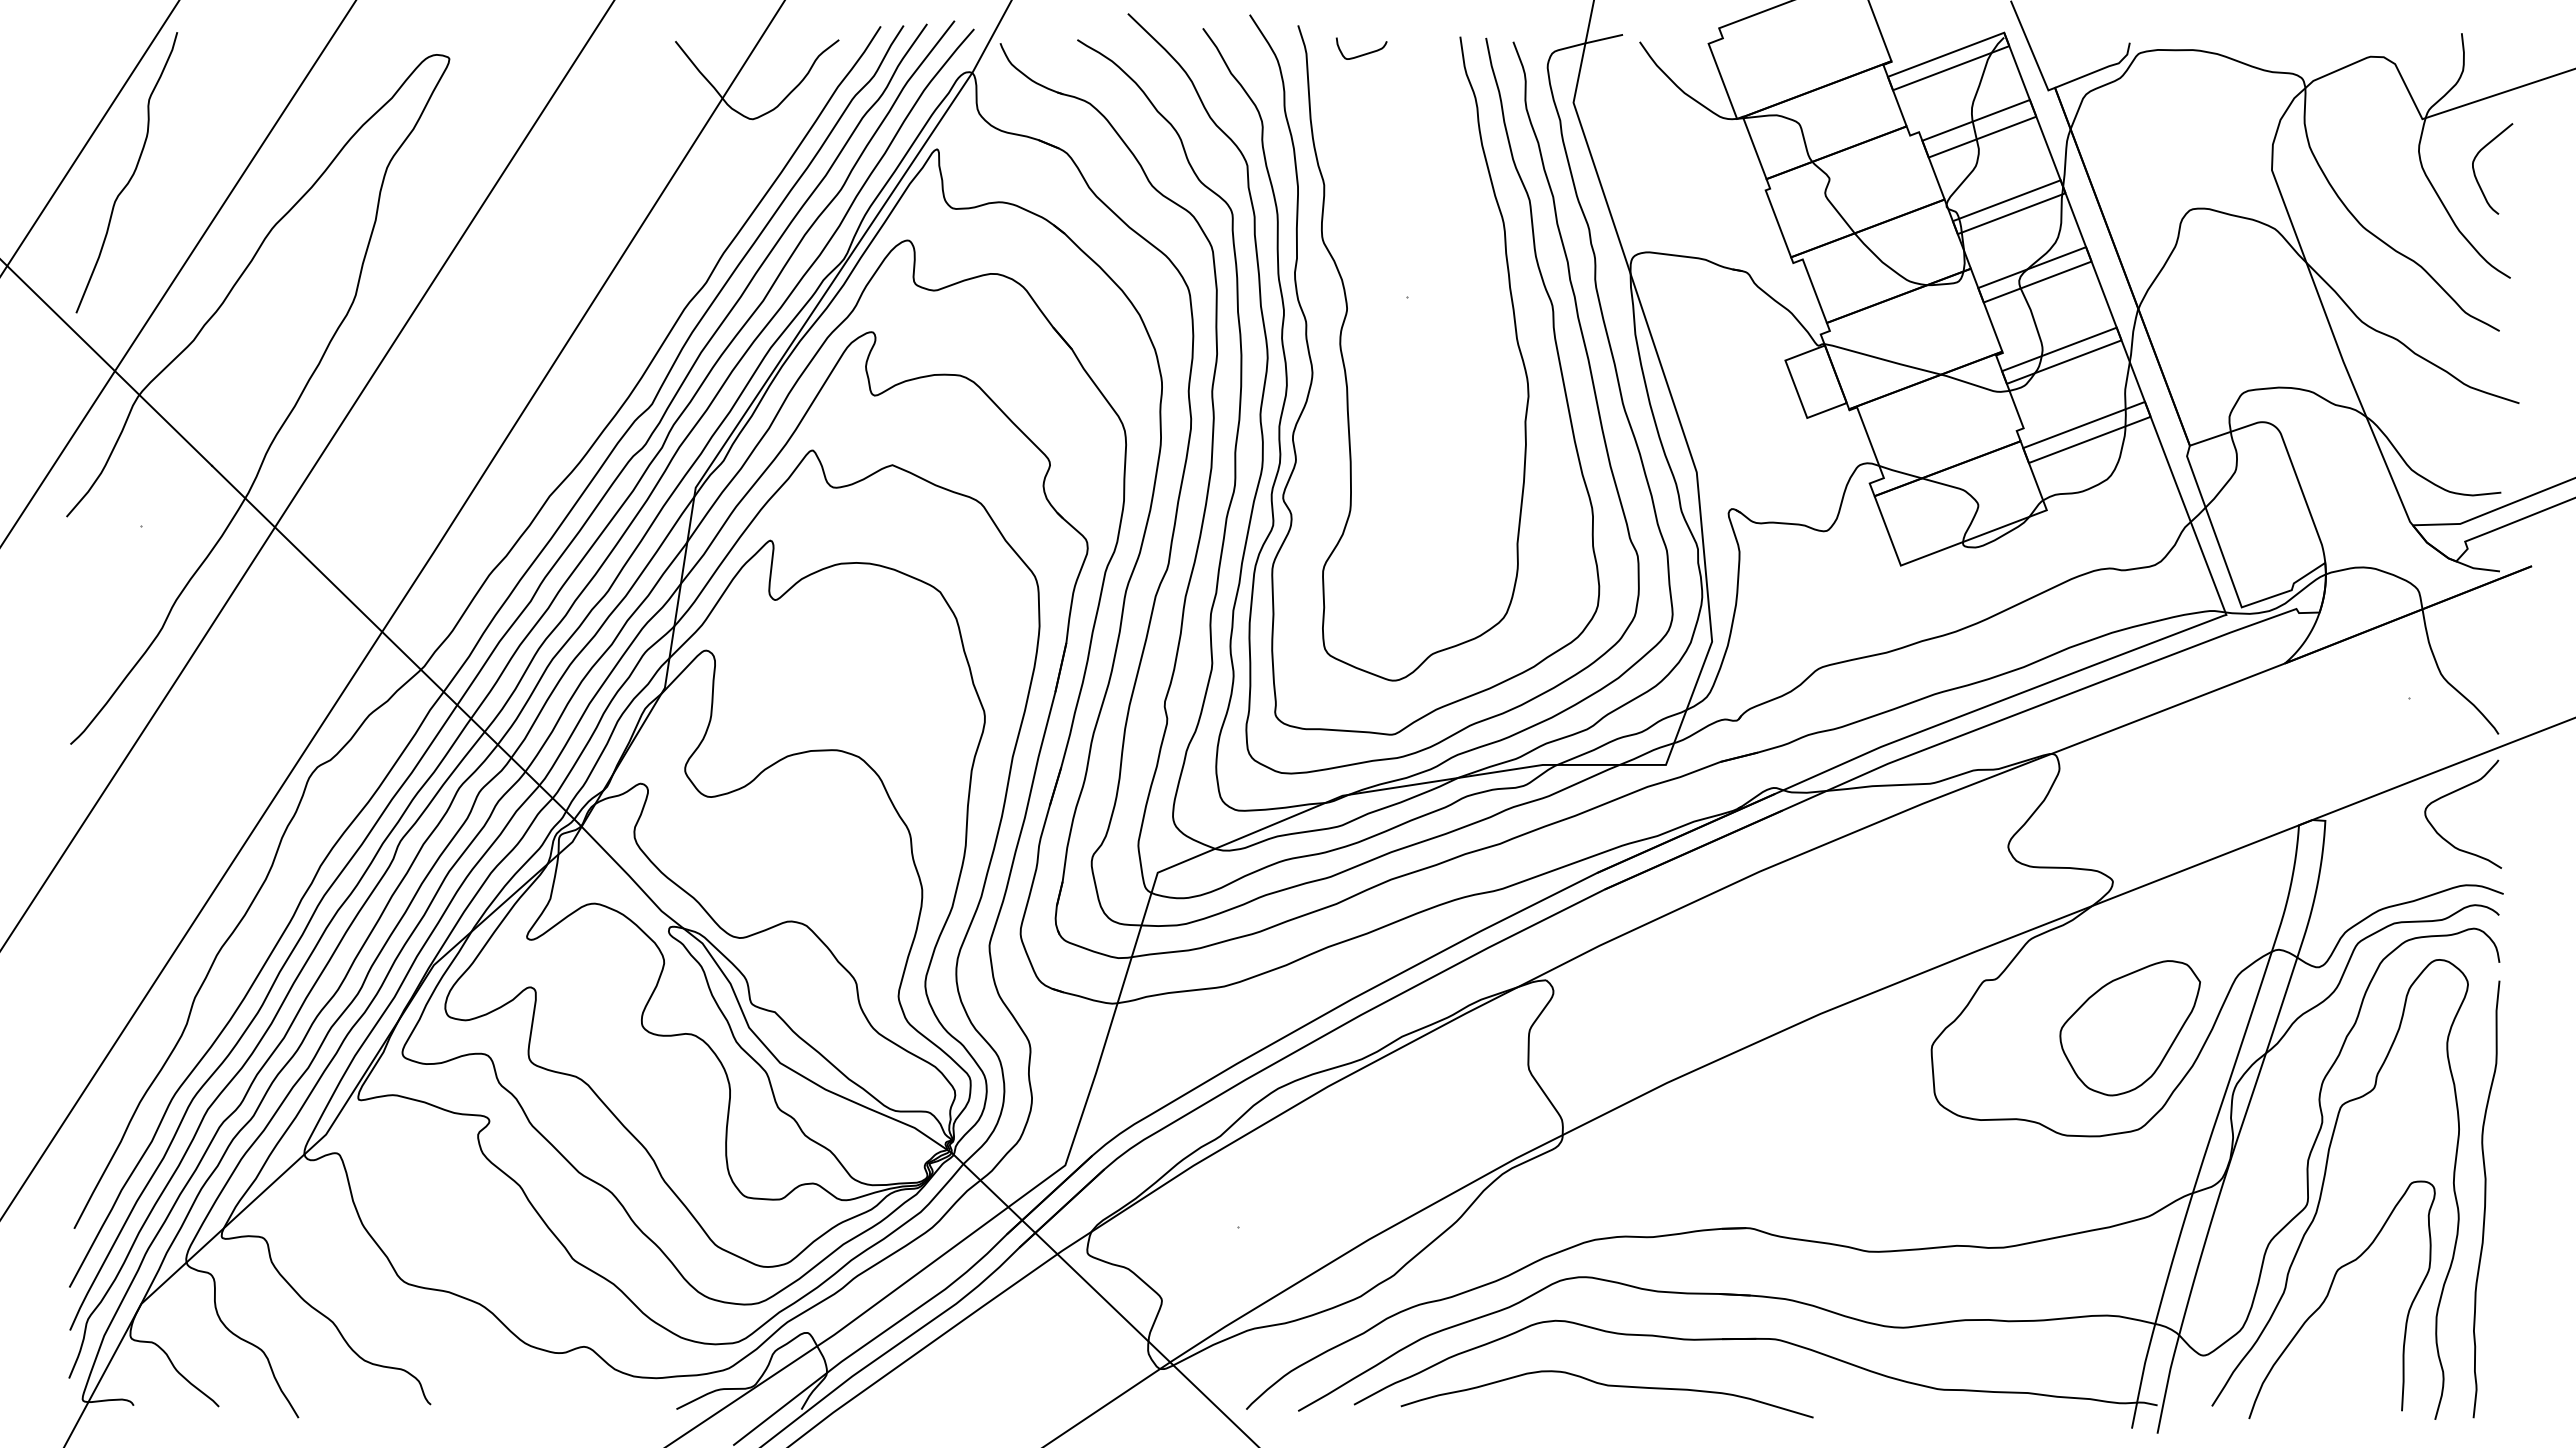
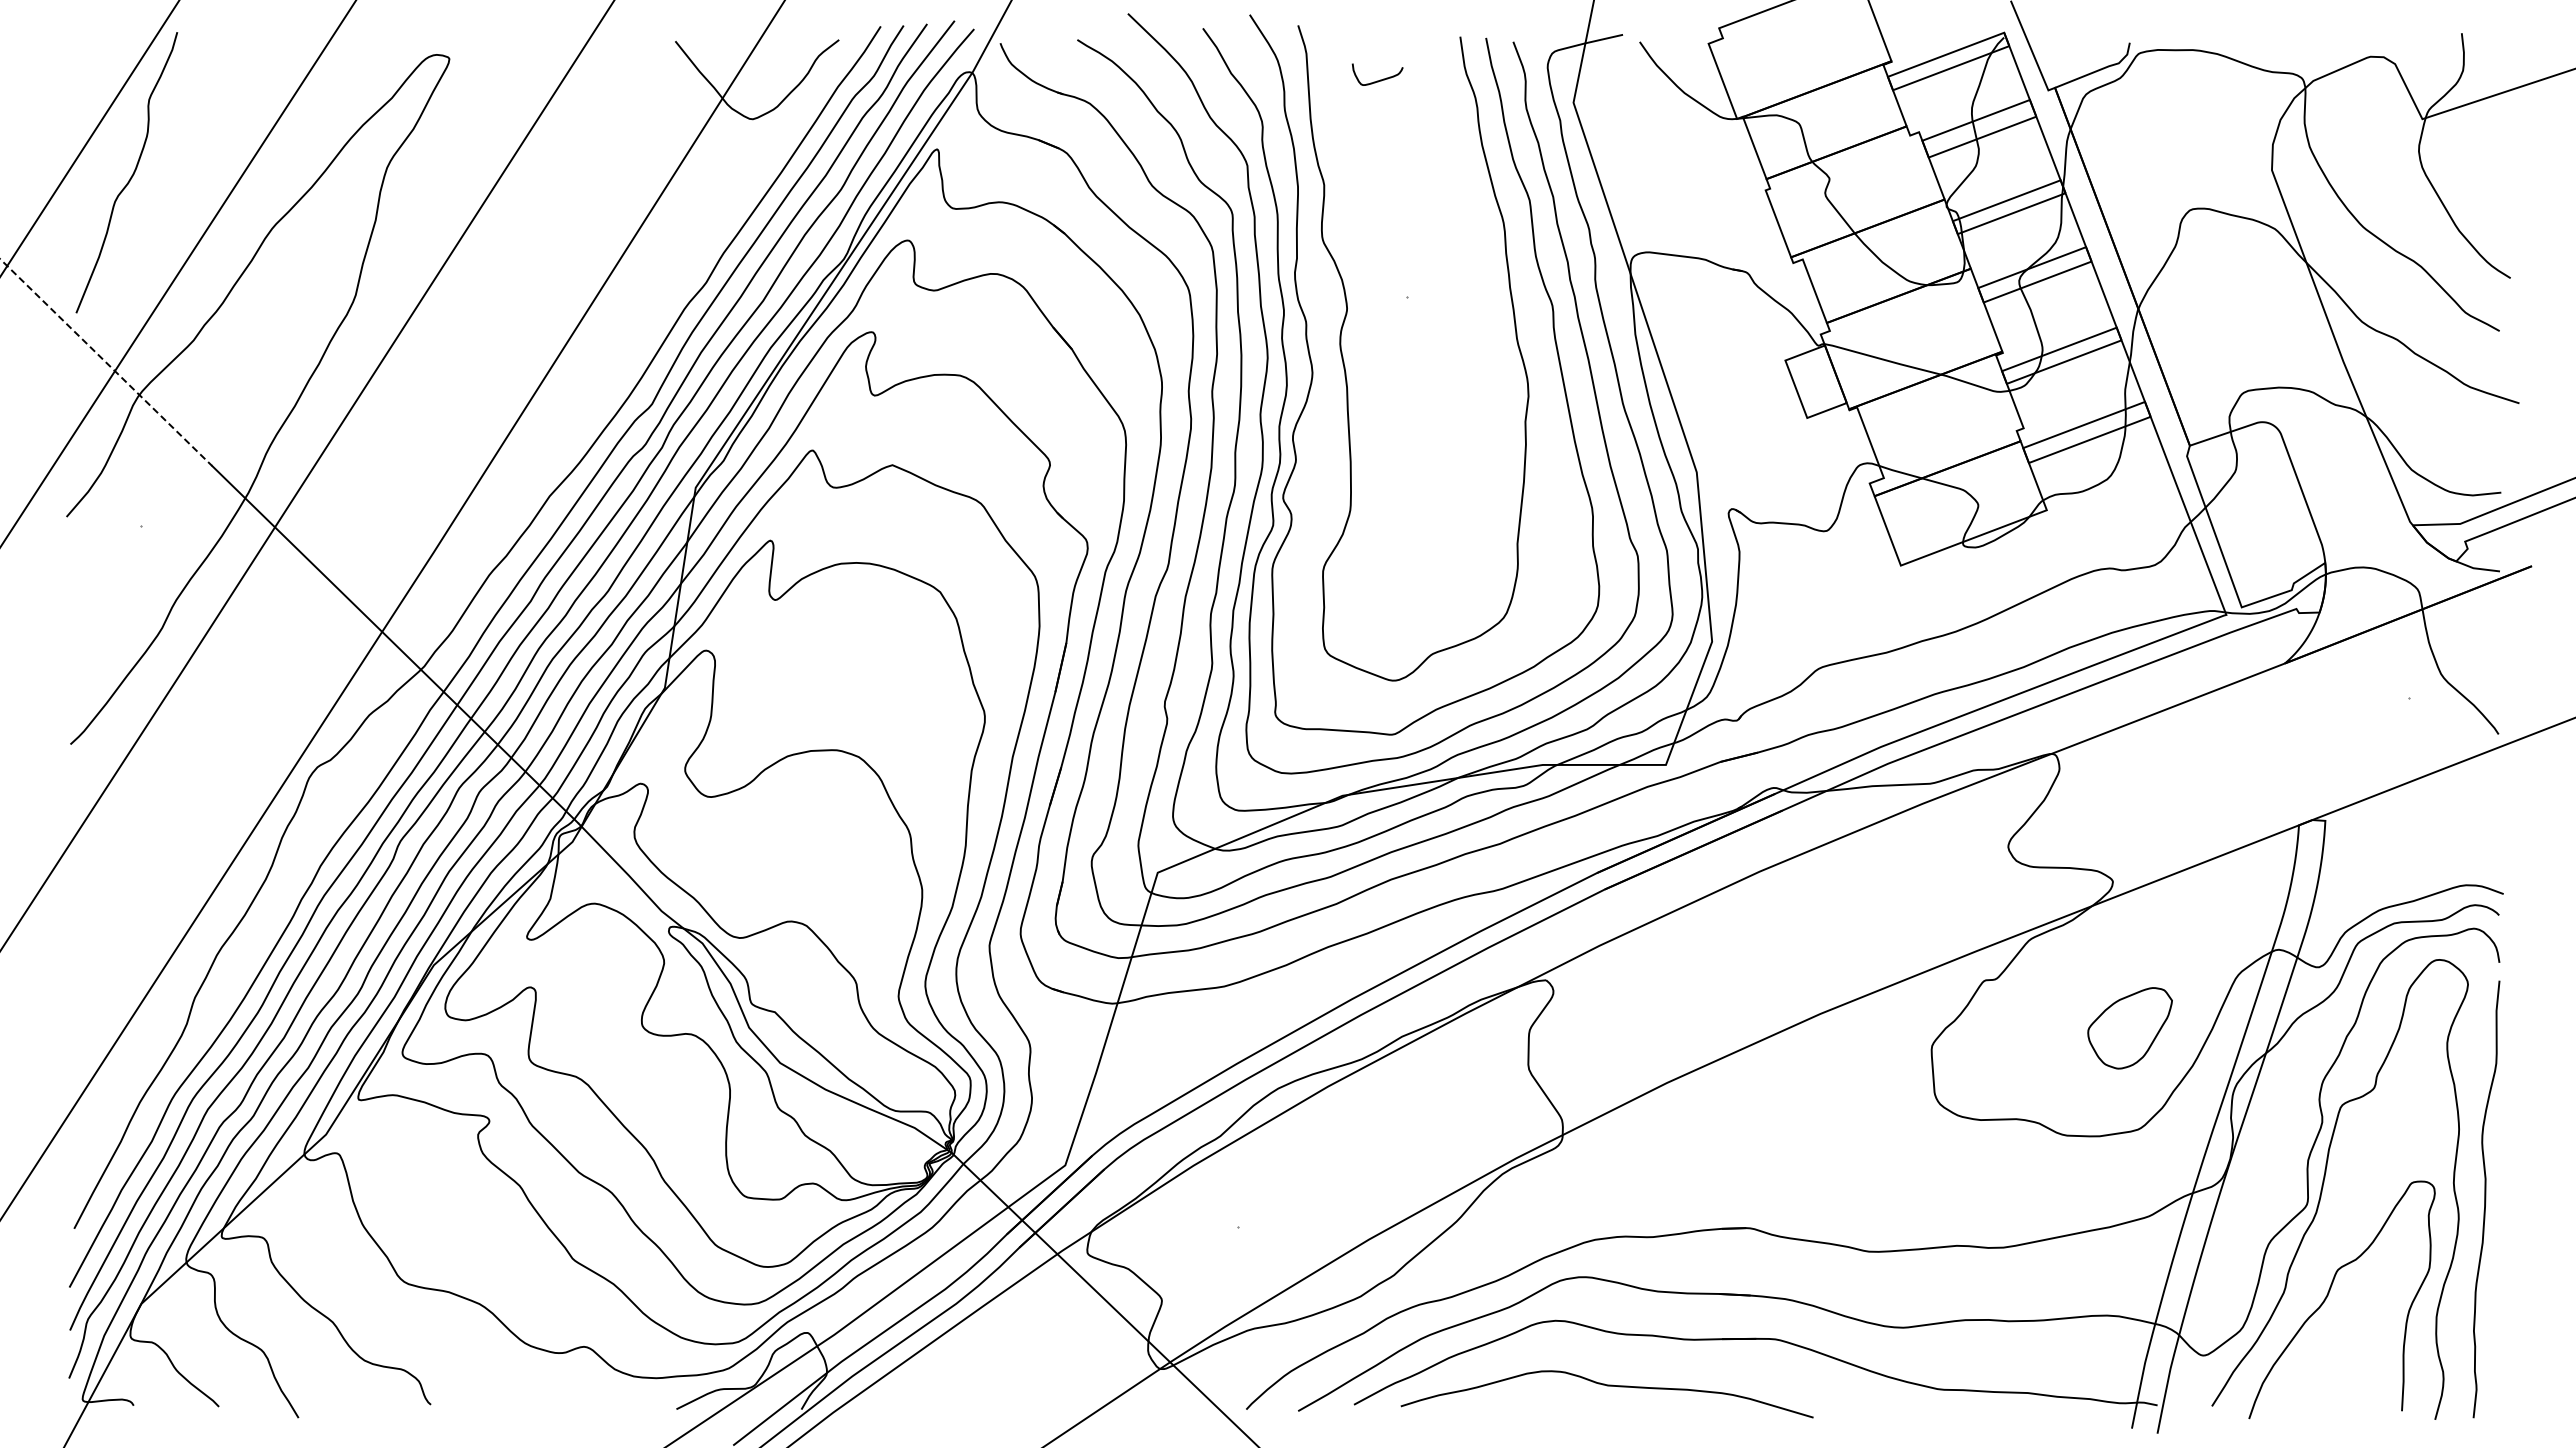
curve position: (1364, 53) -> (1380, 79) (1380, 79)
curve: present -> none (2475, 172)
line: solid -> dashed (106, 362)
curve: present -> none (2455, 792)
part size: 142x137 px -> 86x83 px (2129, 1028)
